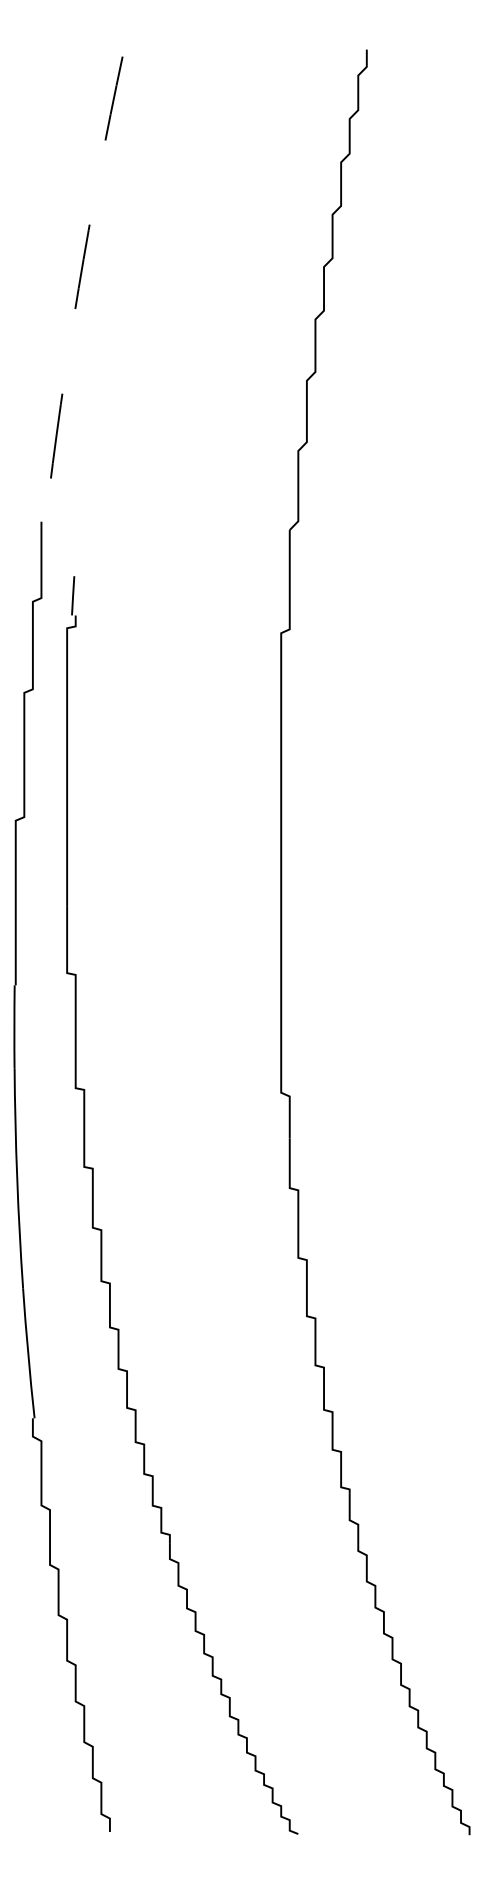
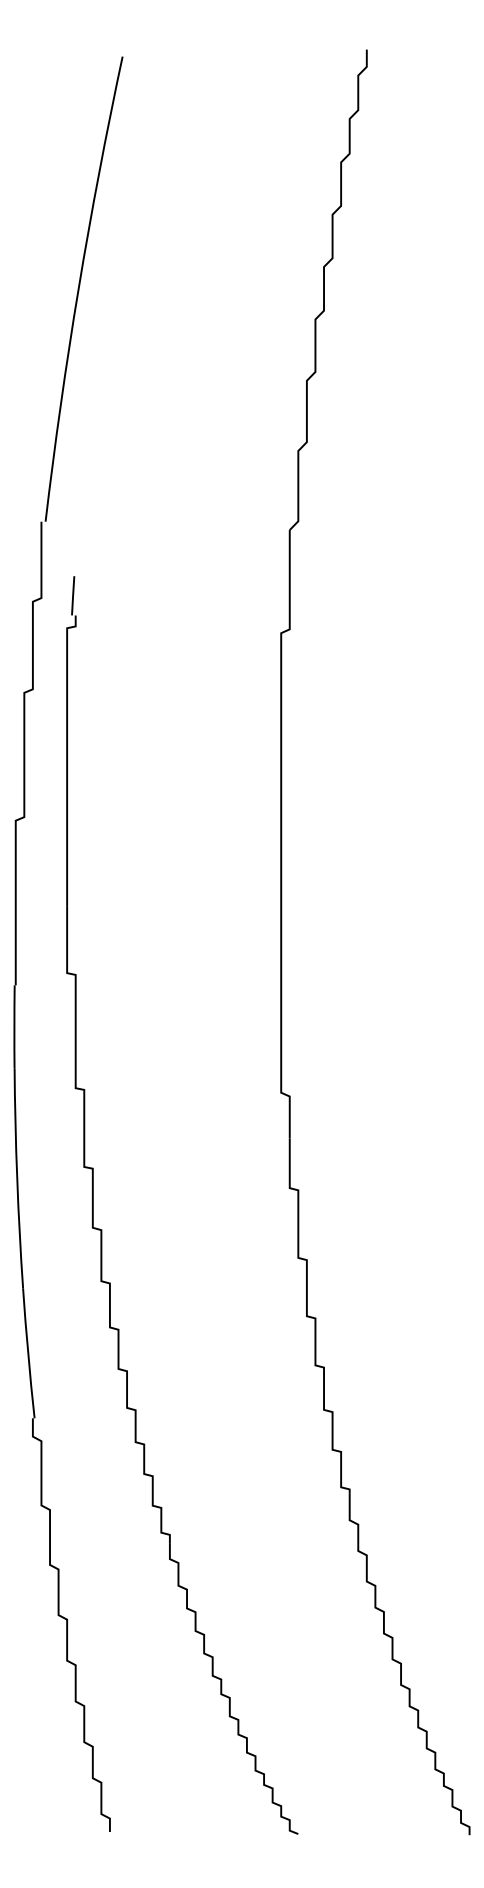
arc: dashed -> solid (78, 288)
